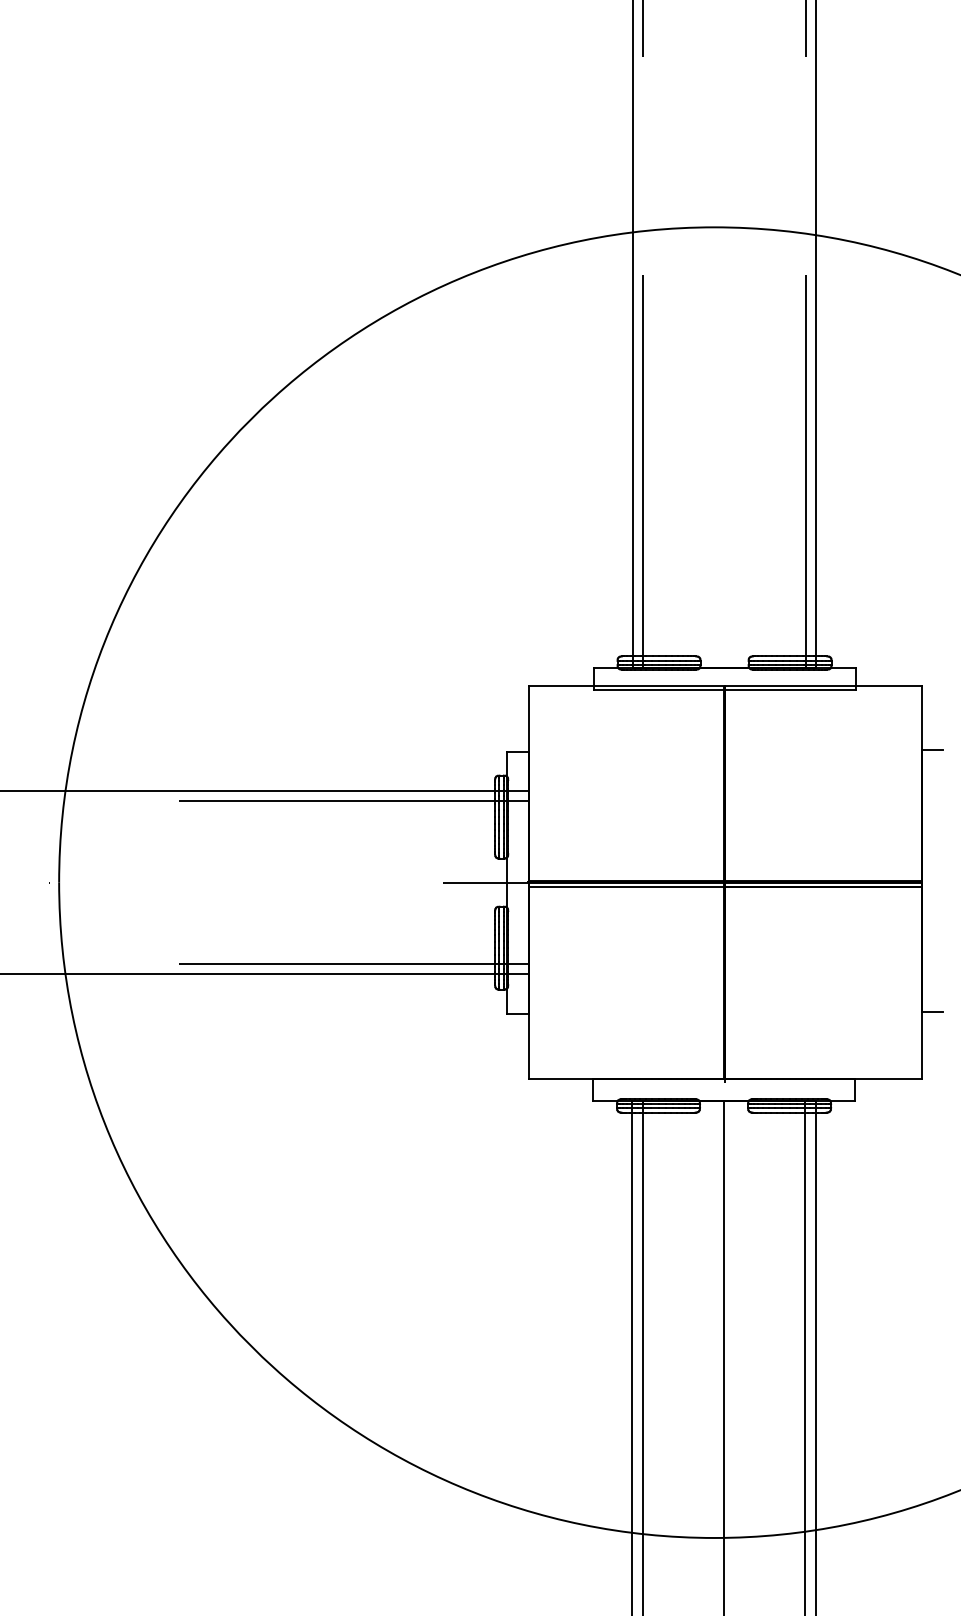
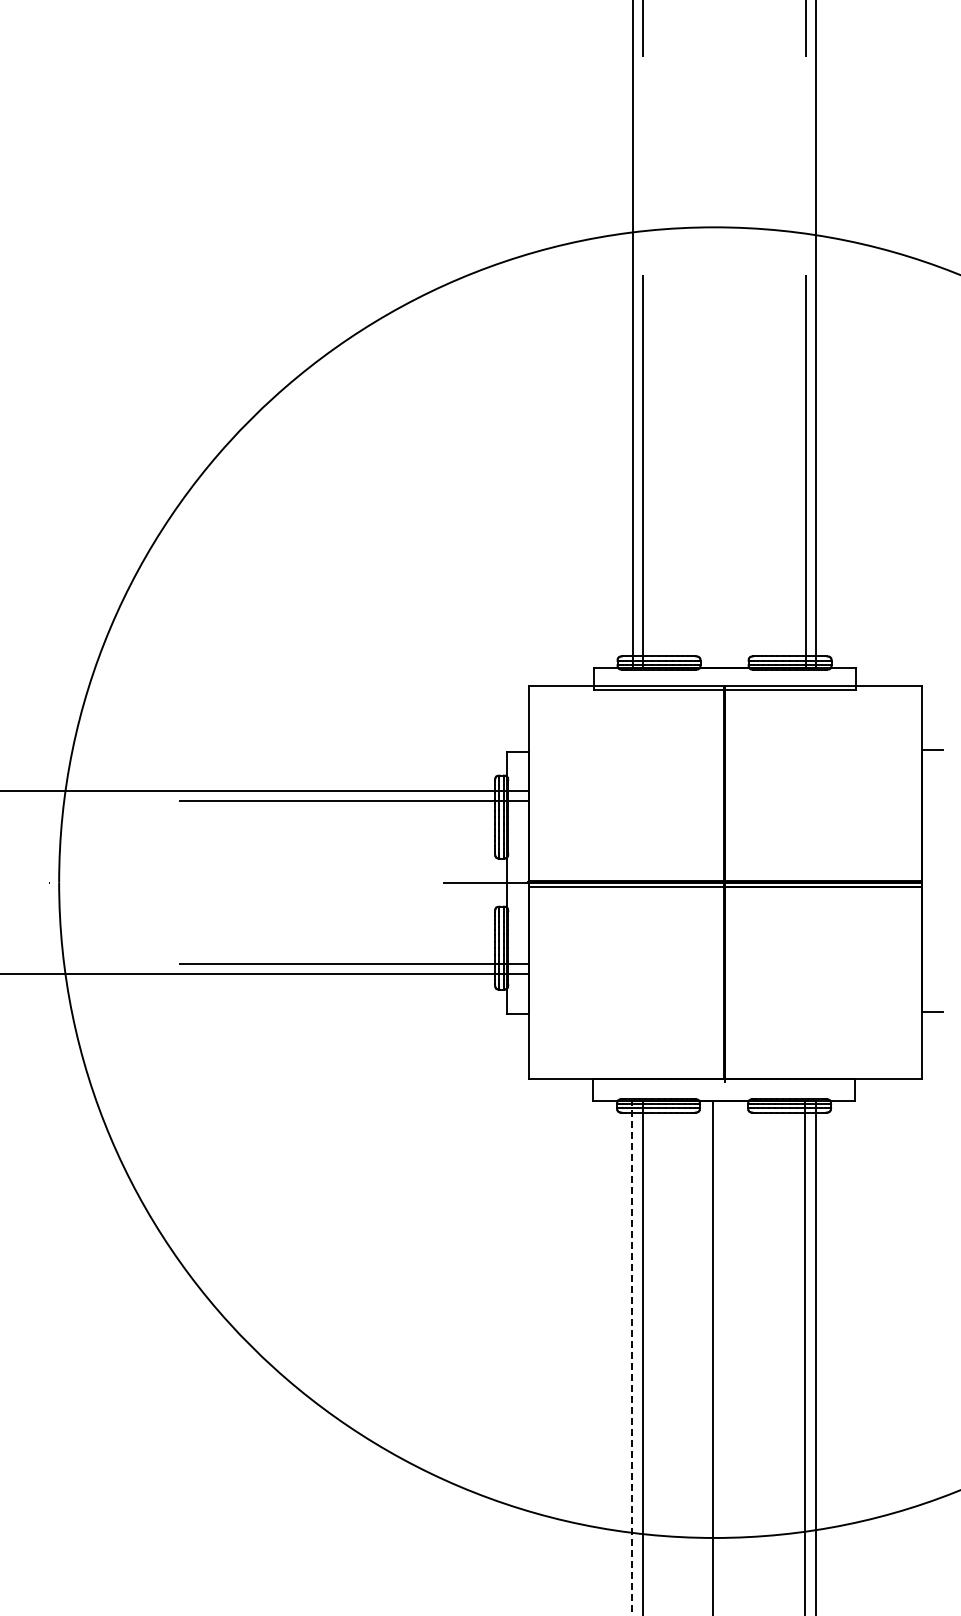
line position: (724, 1356) -> (713, 1356) (713, 1356)
line: solid -> dashed (632, 1357)
